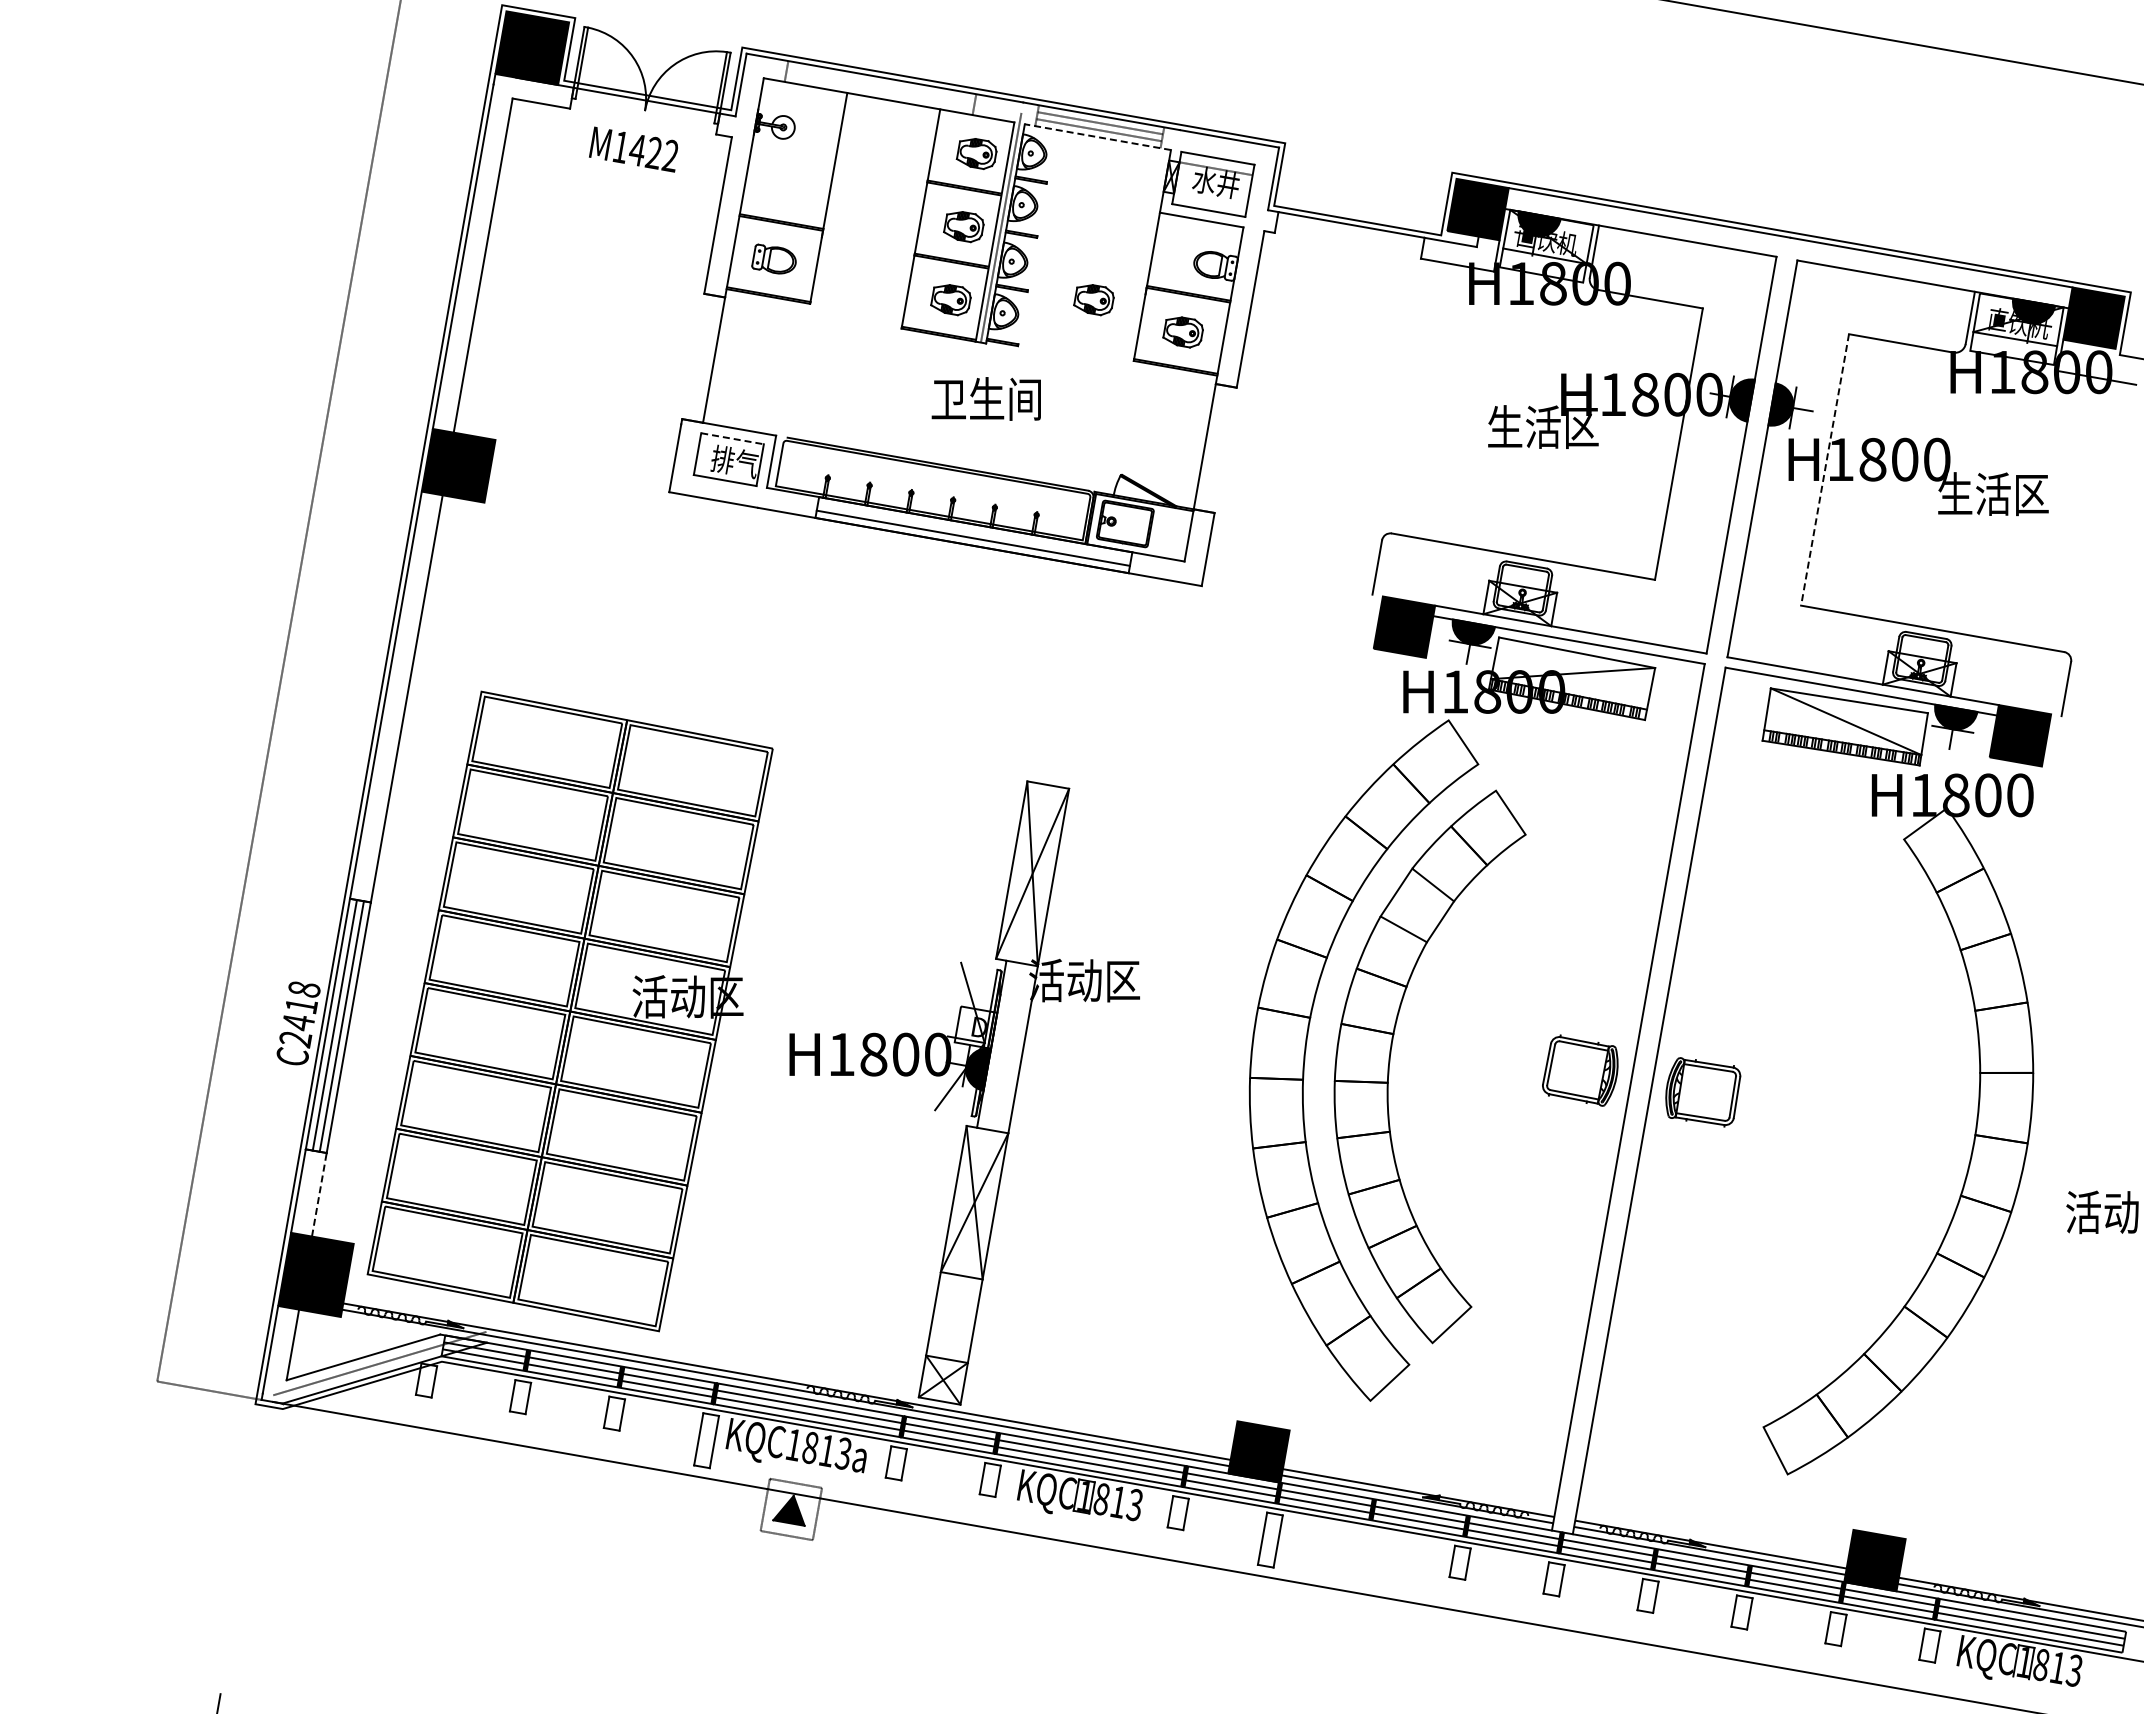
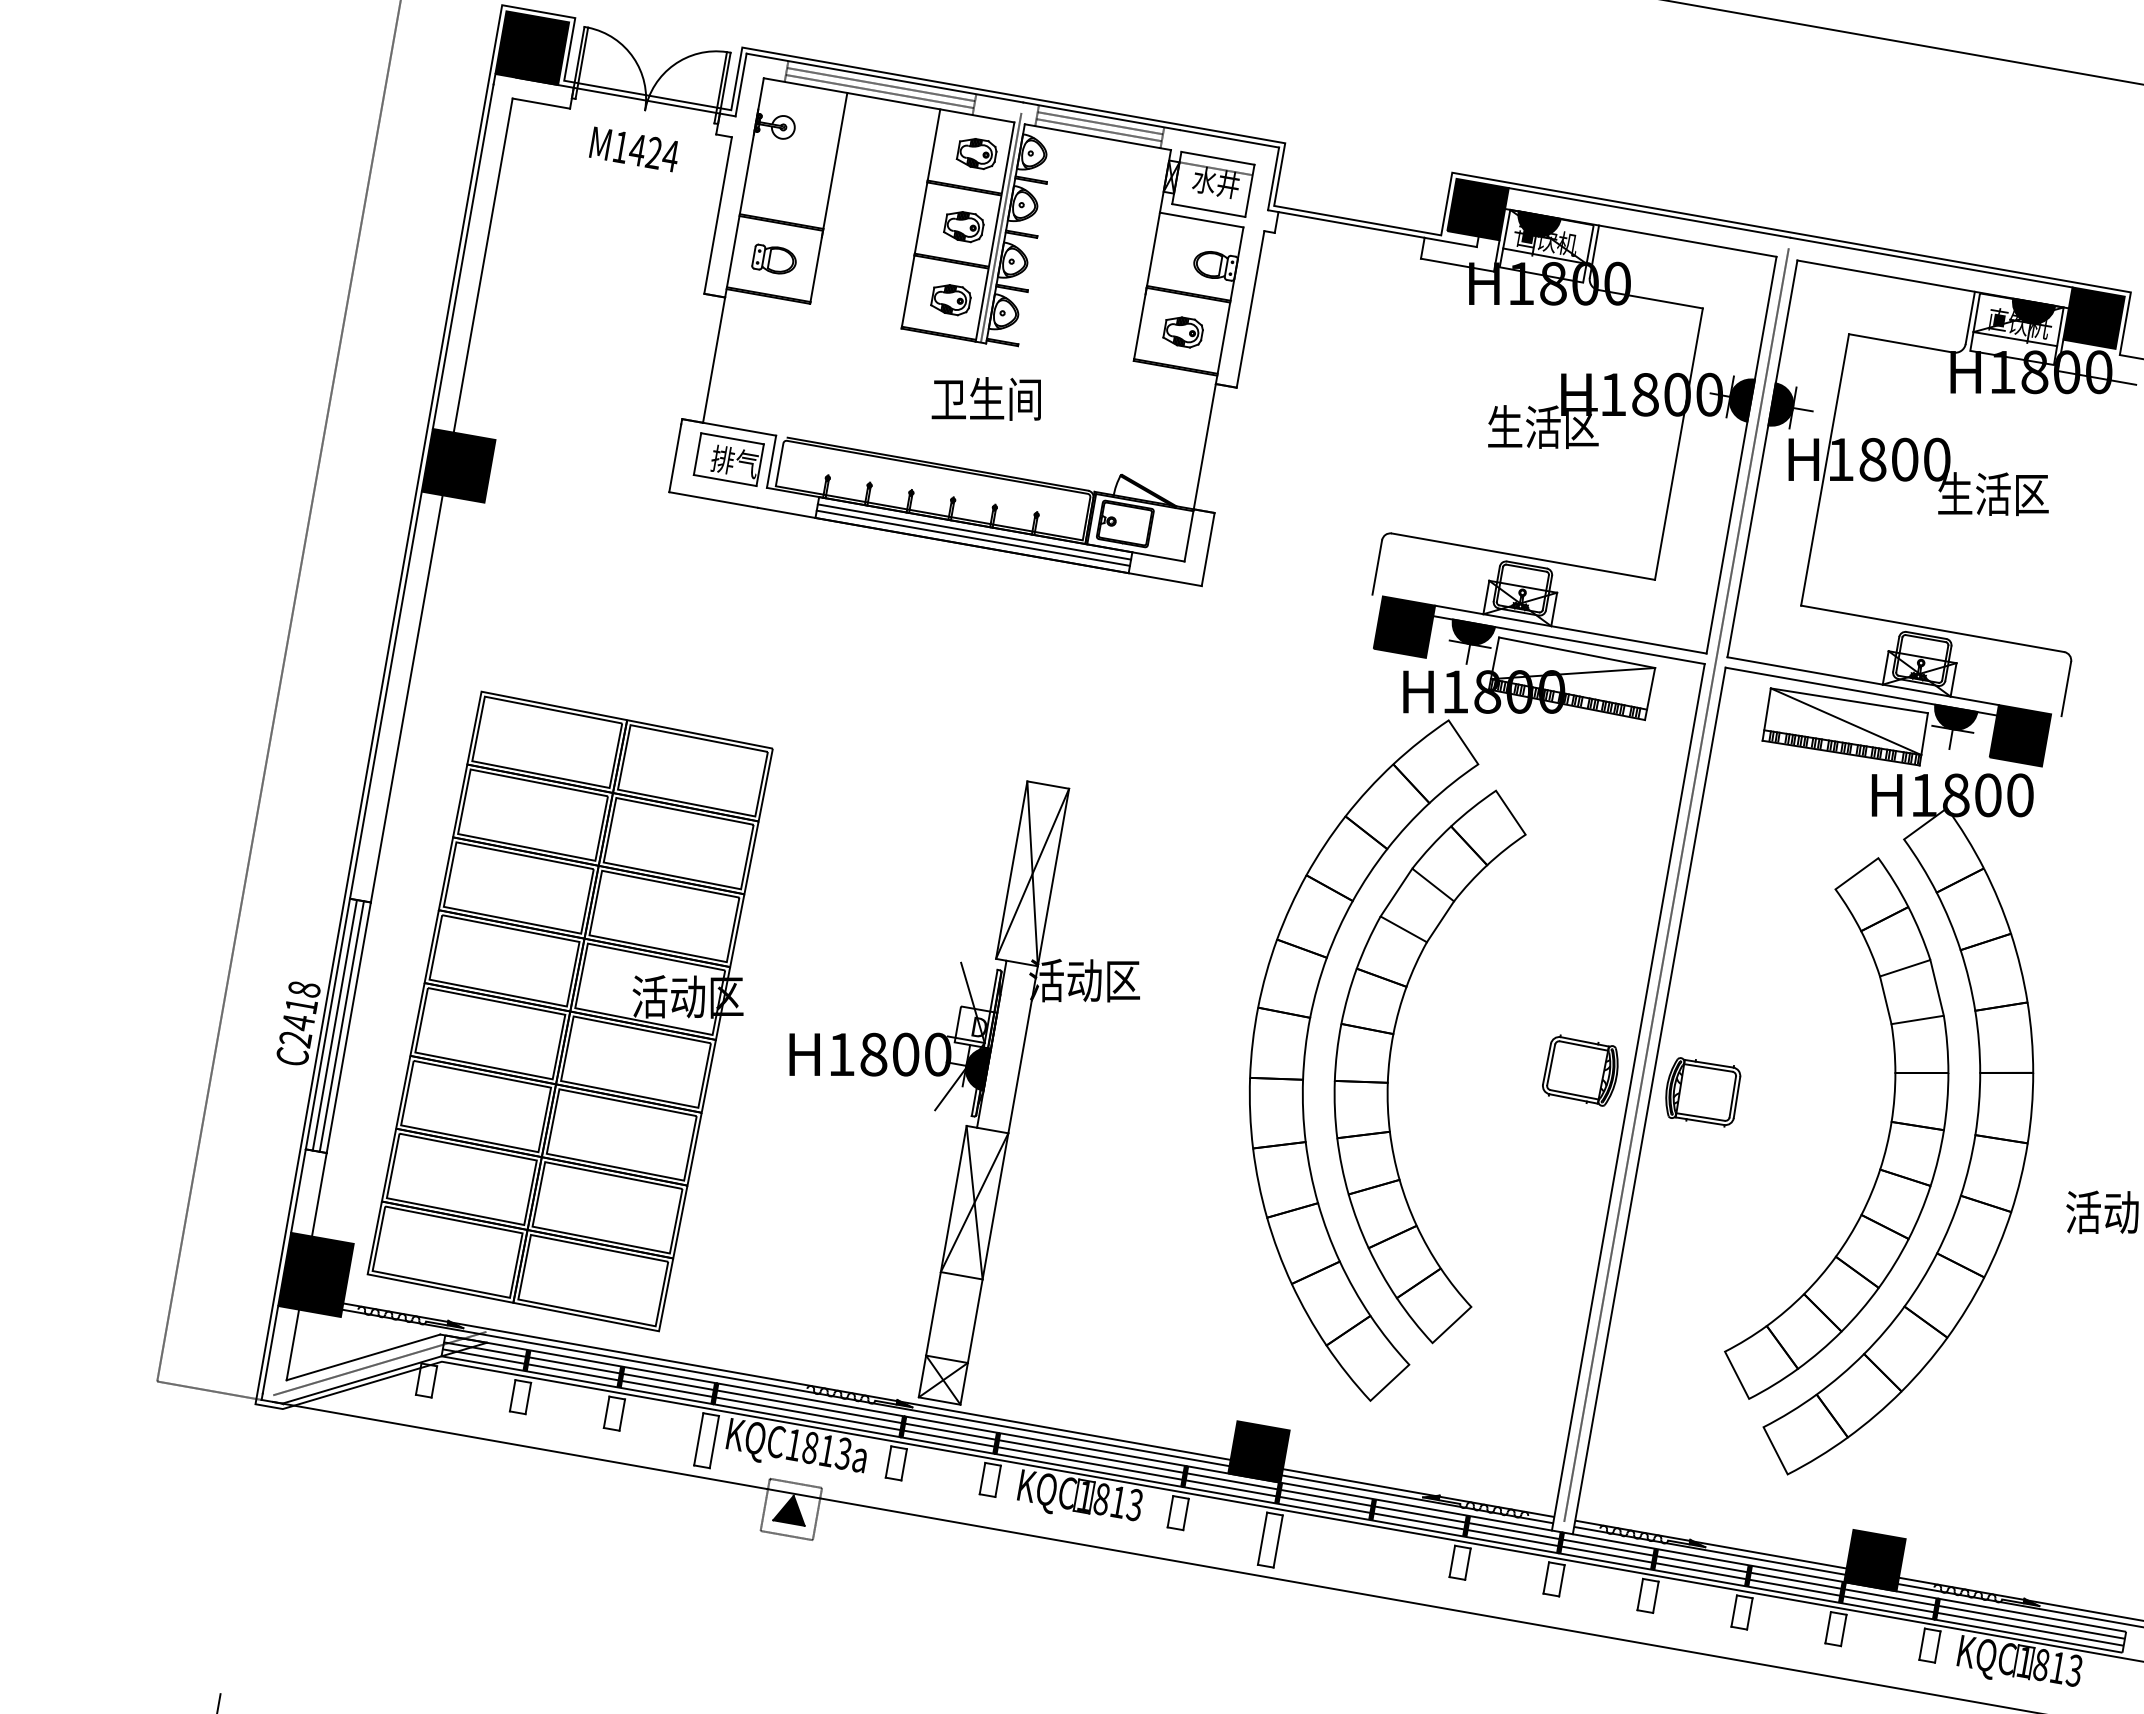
line: none -> present (881, 84)
line: none -> present (879, 91)
line: dashed -> solid (1097, 137)
text: M1422 -> M1424 (669, 155)
part: present -> none (1093, 300)
line: dashed -> solid (732, 438)
line: dashed -> solid (1825, 469)
line: none -> present (974, 531)
line: none -> present (1676, 884)
part: none -> present (1887, 1137)
line: dashed -> solid (319, 1194)
